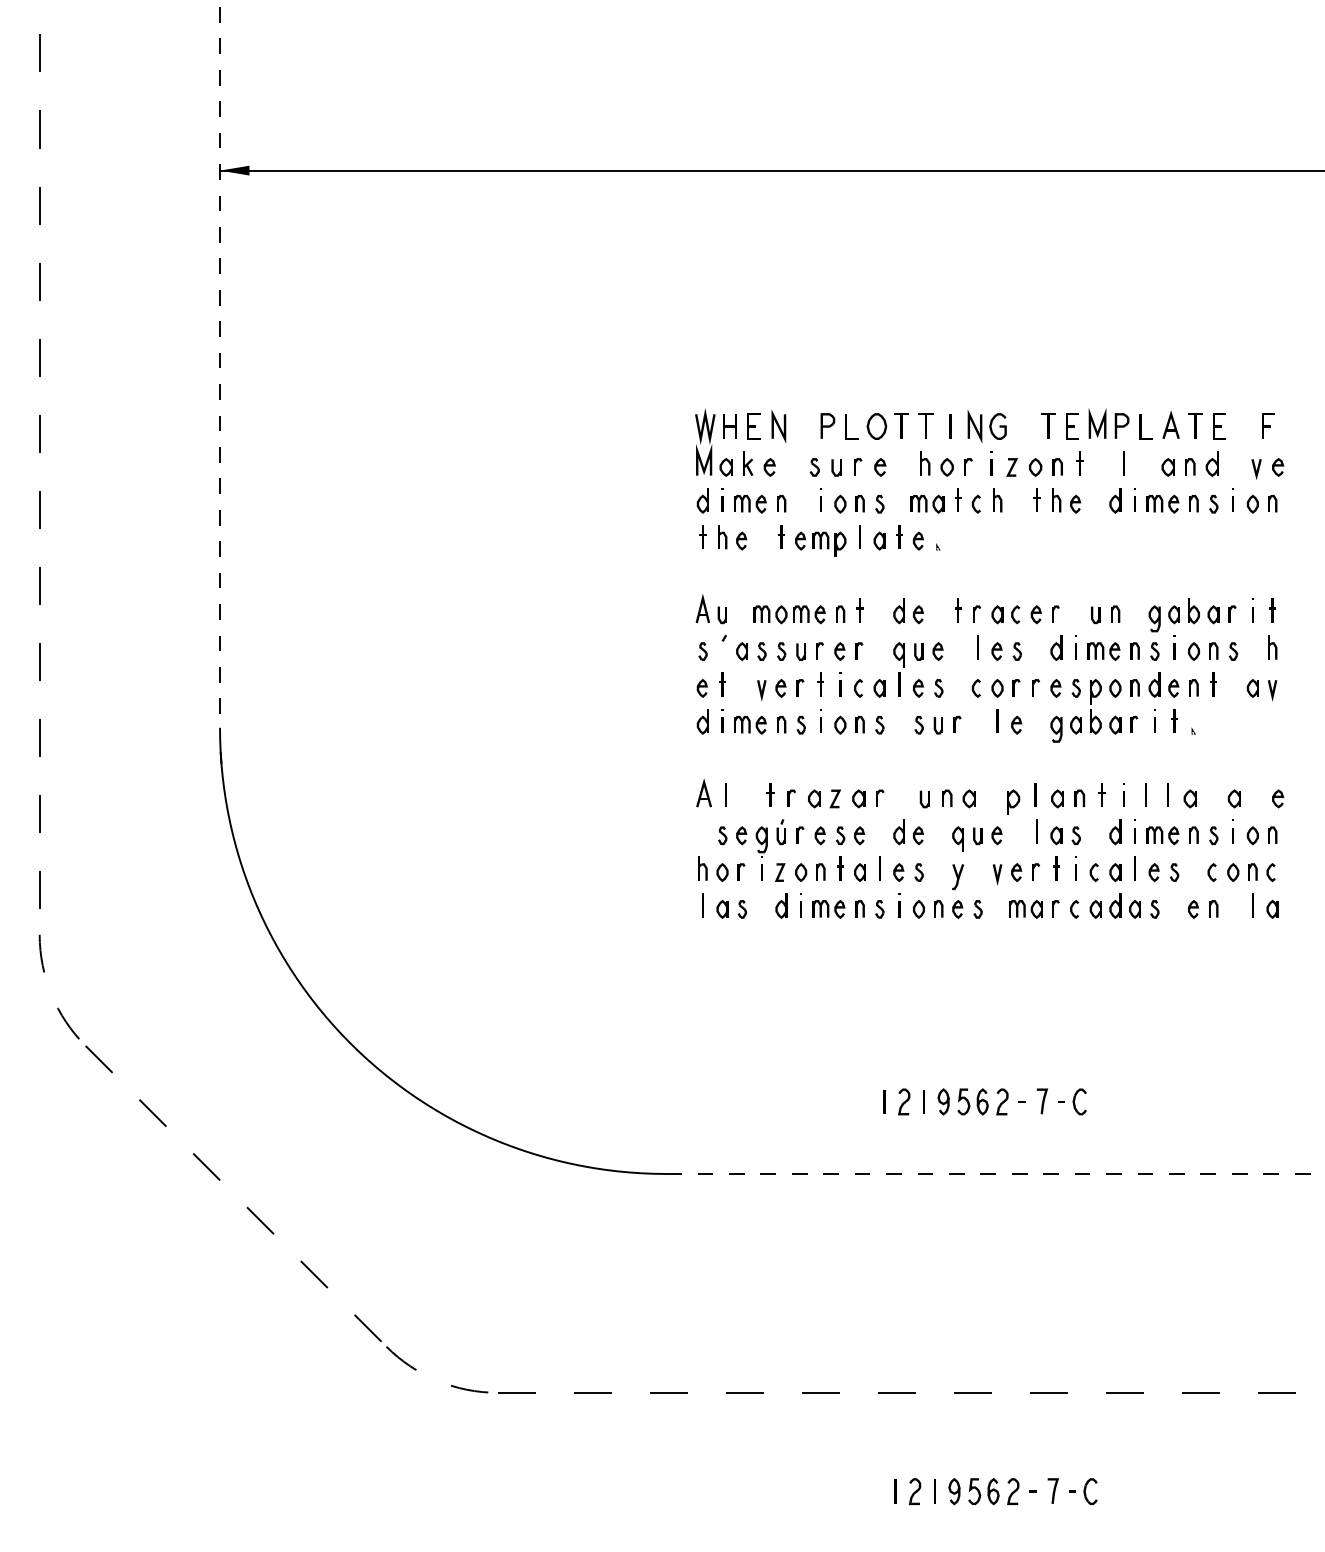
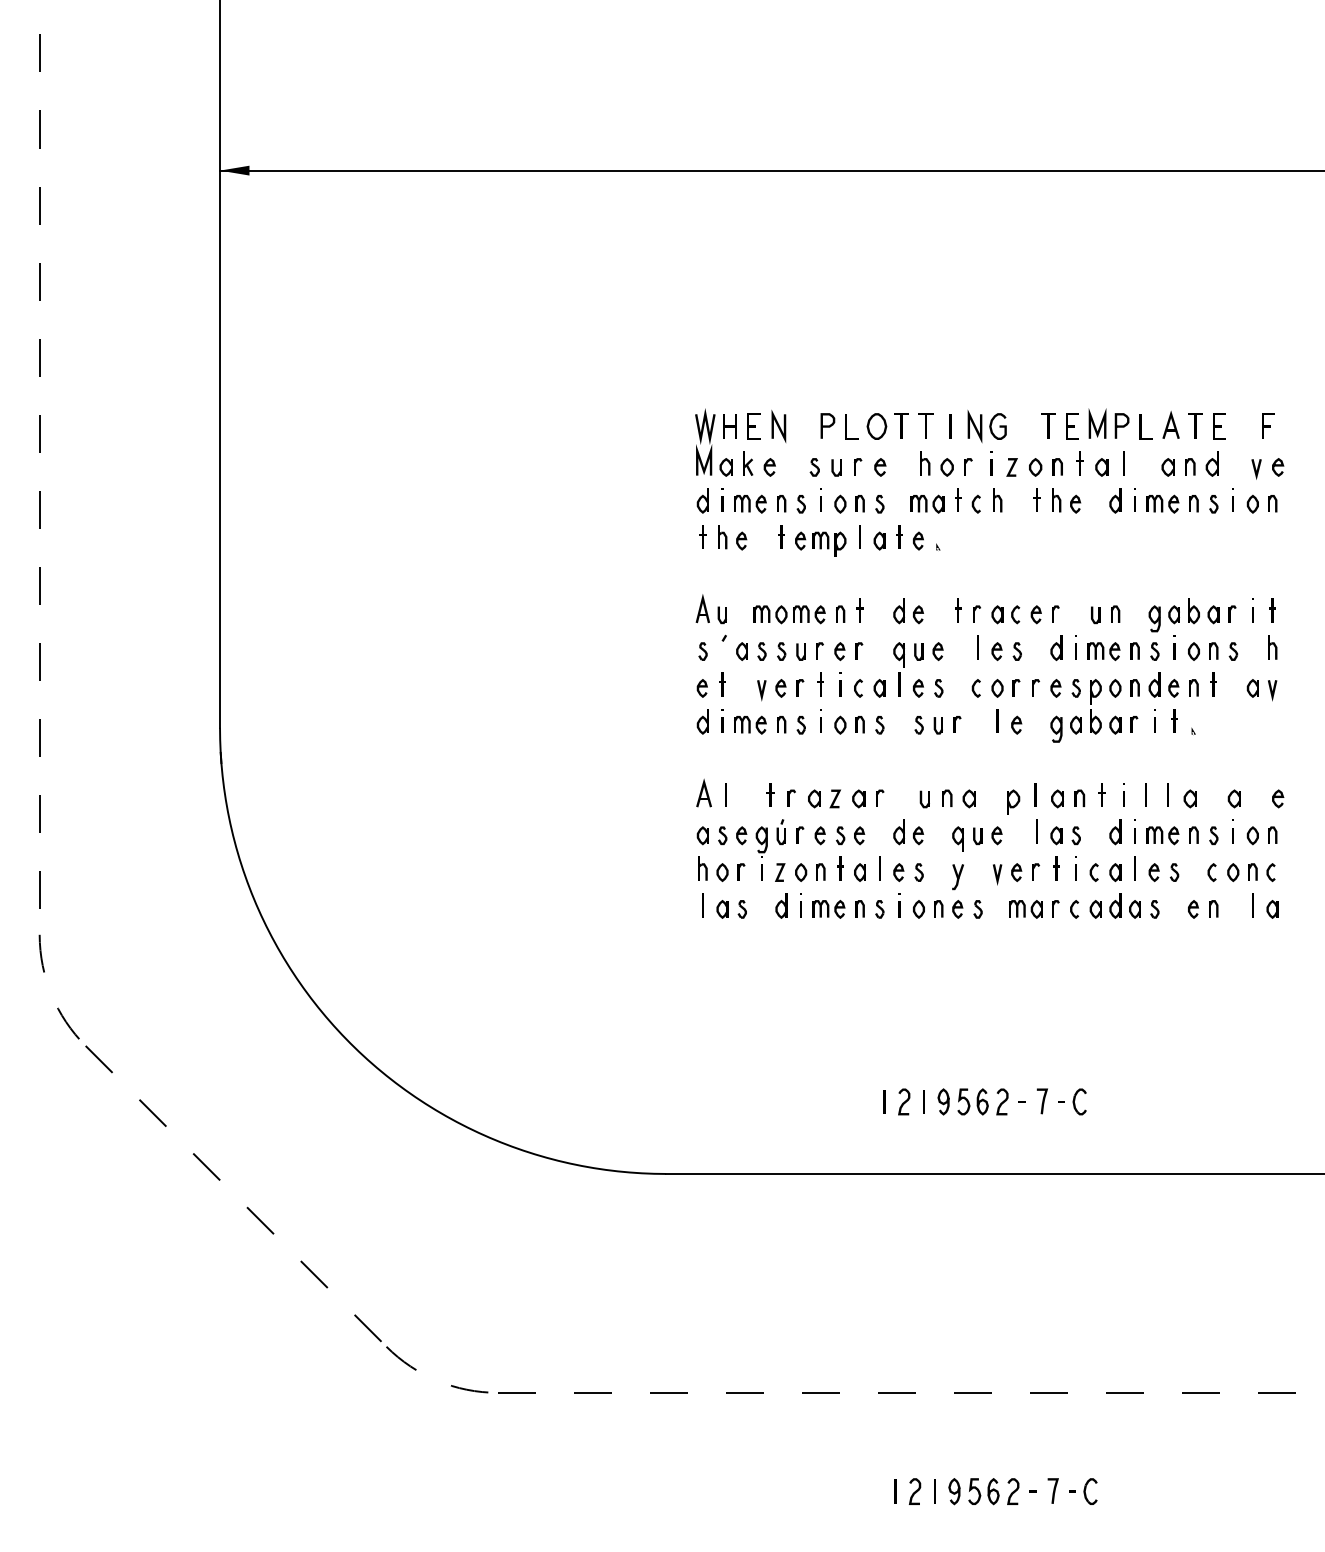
line: dashed -> solid (220, 364)
part: none -> present (1101, 467)
curve: none -> present (800, 503)
part: none -> present (702, 835)
line: dashed -> solid (995, 1173)
